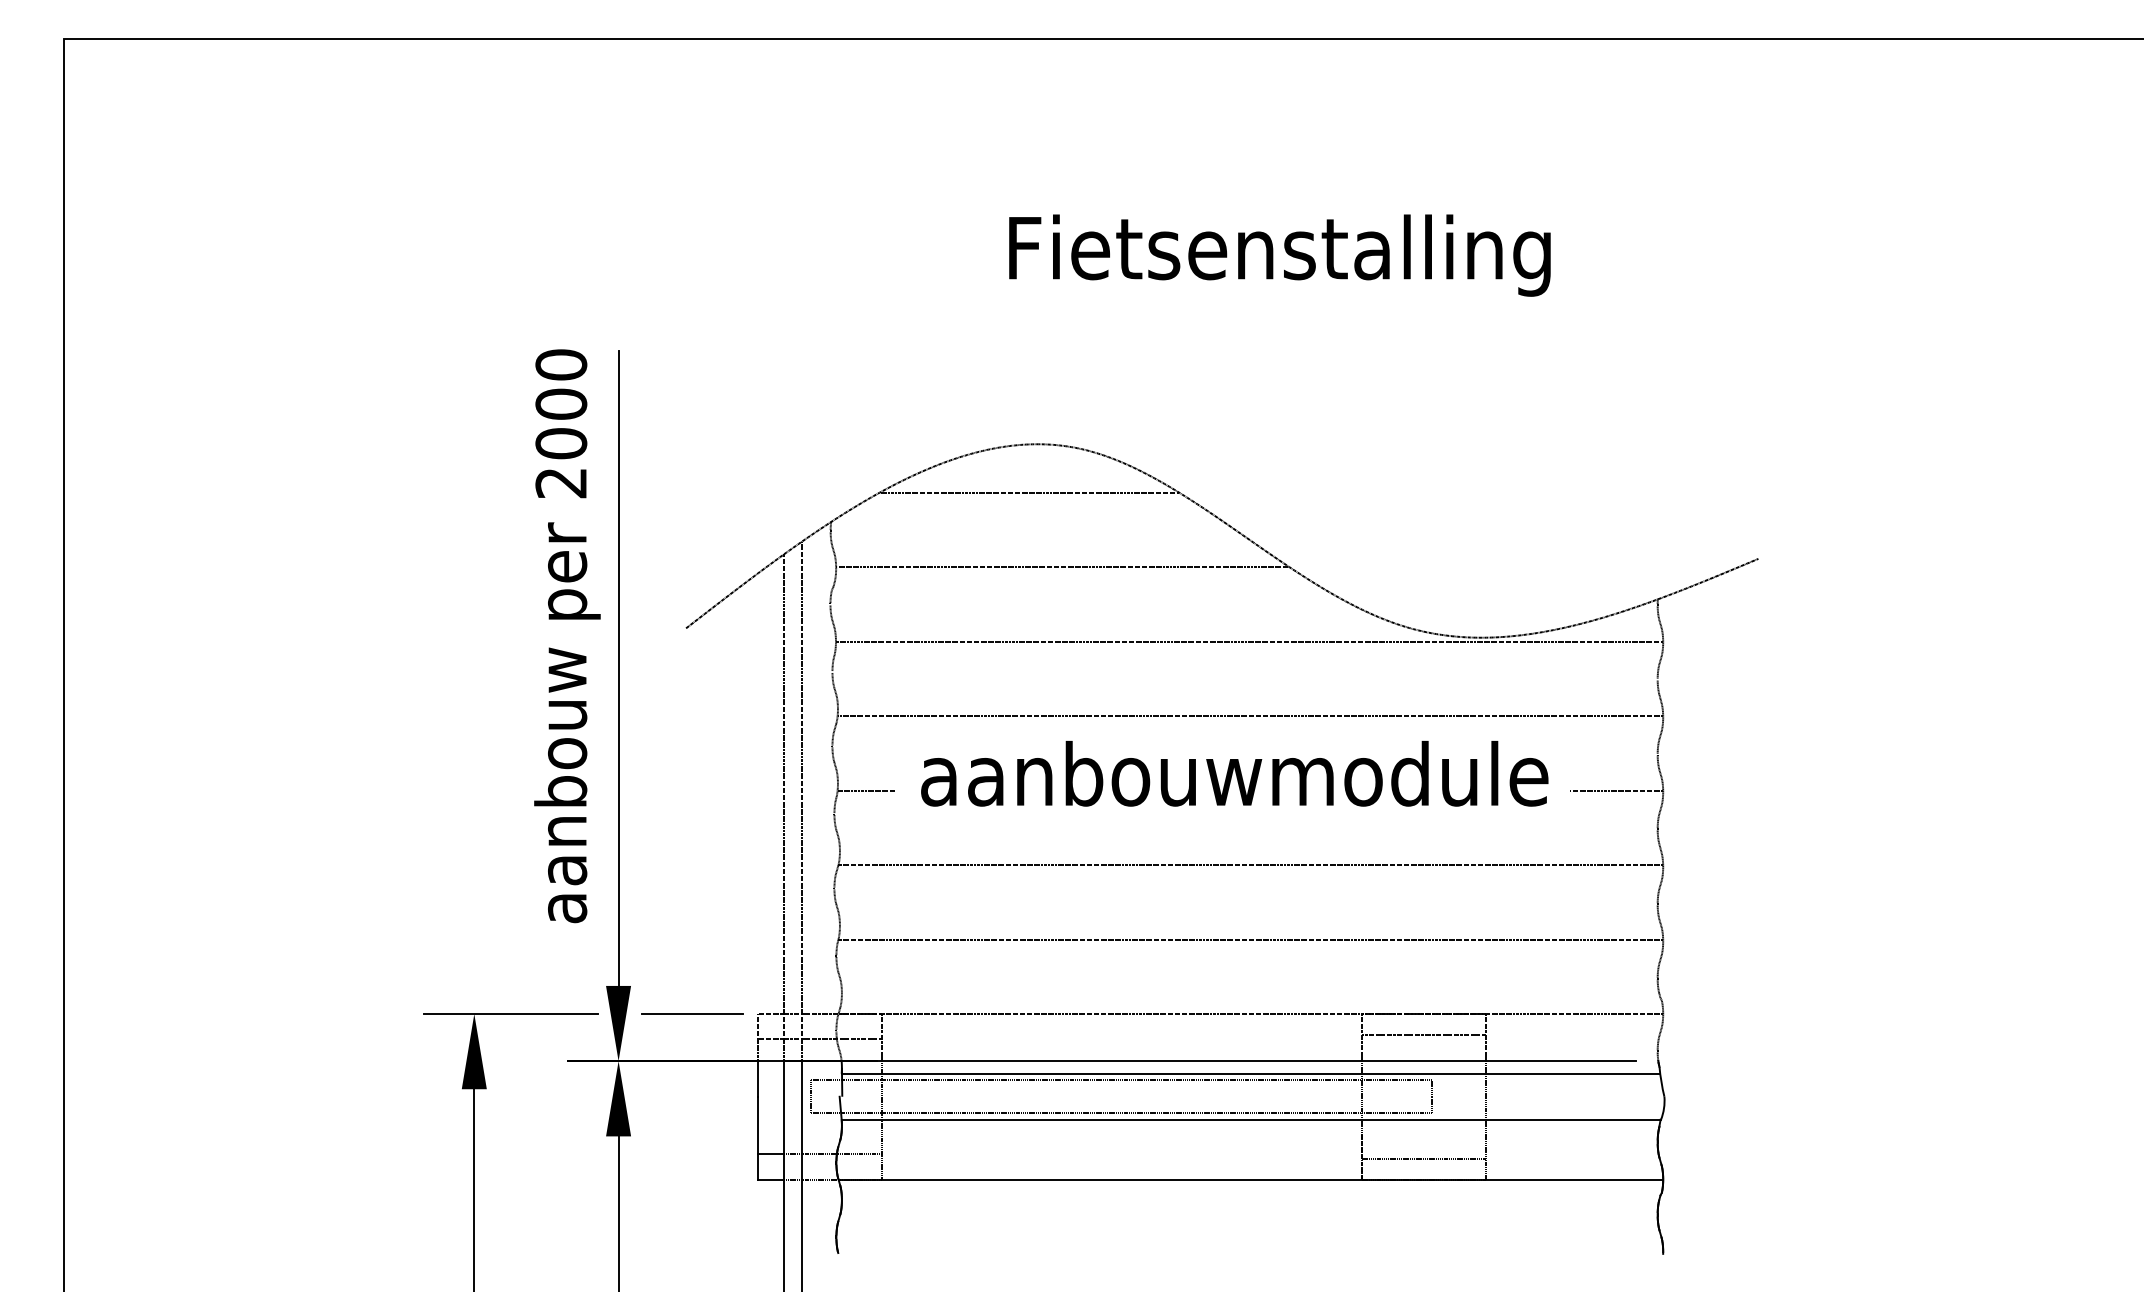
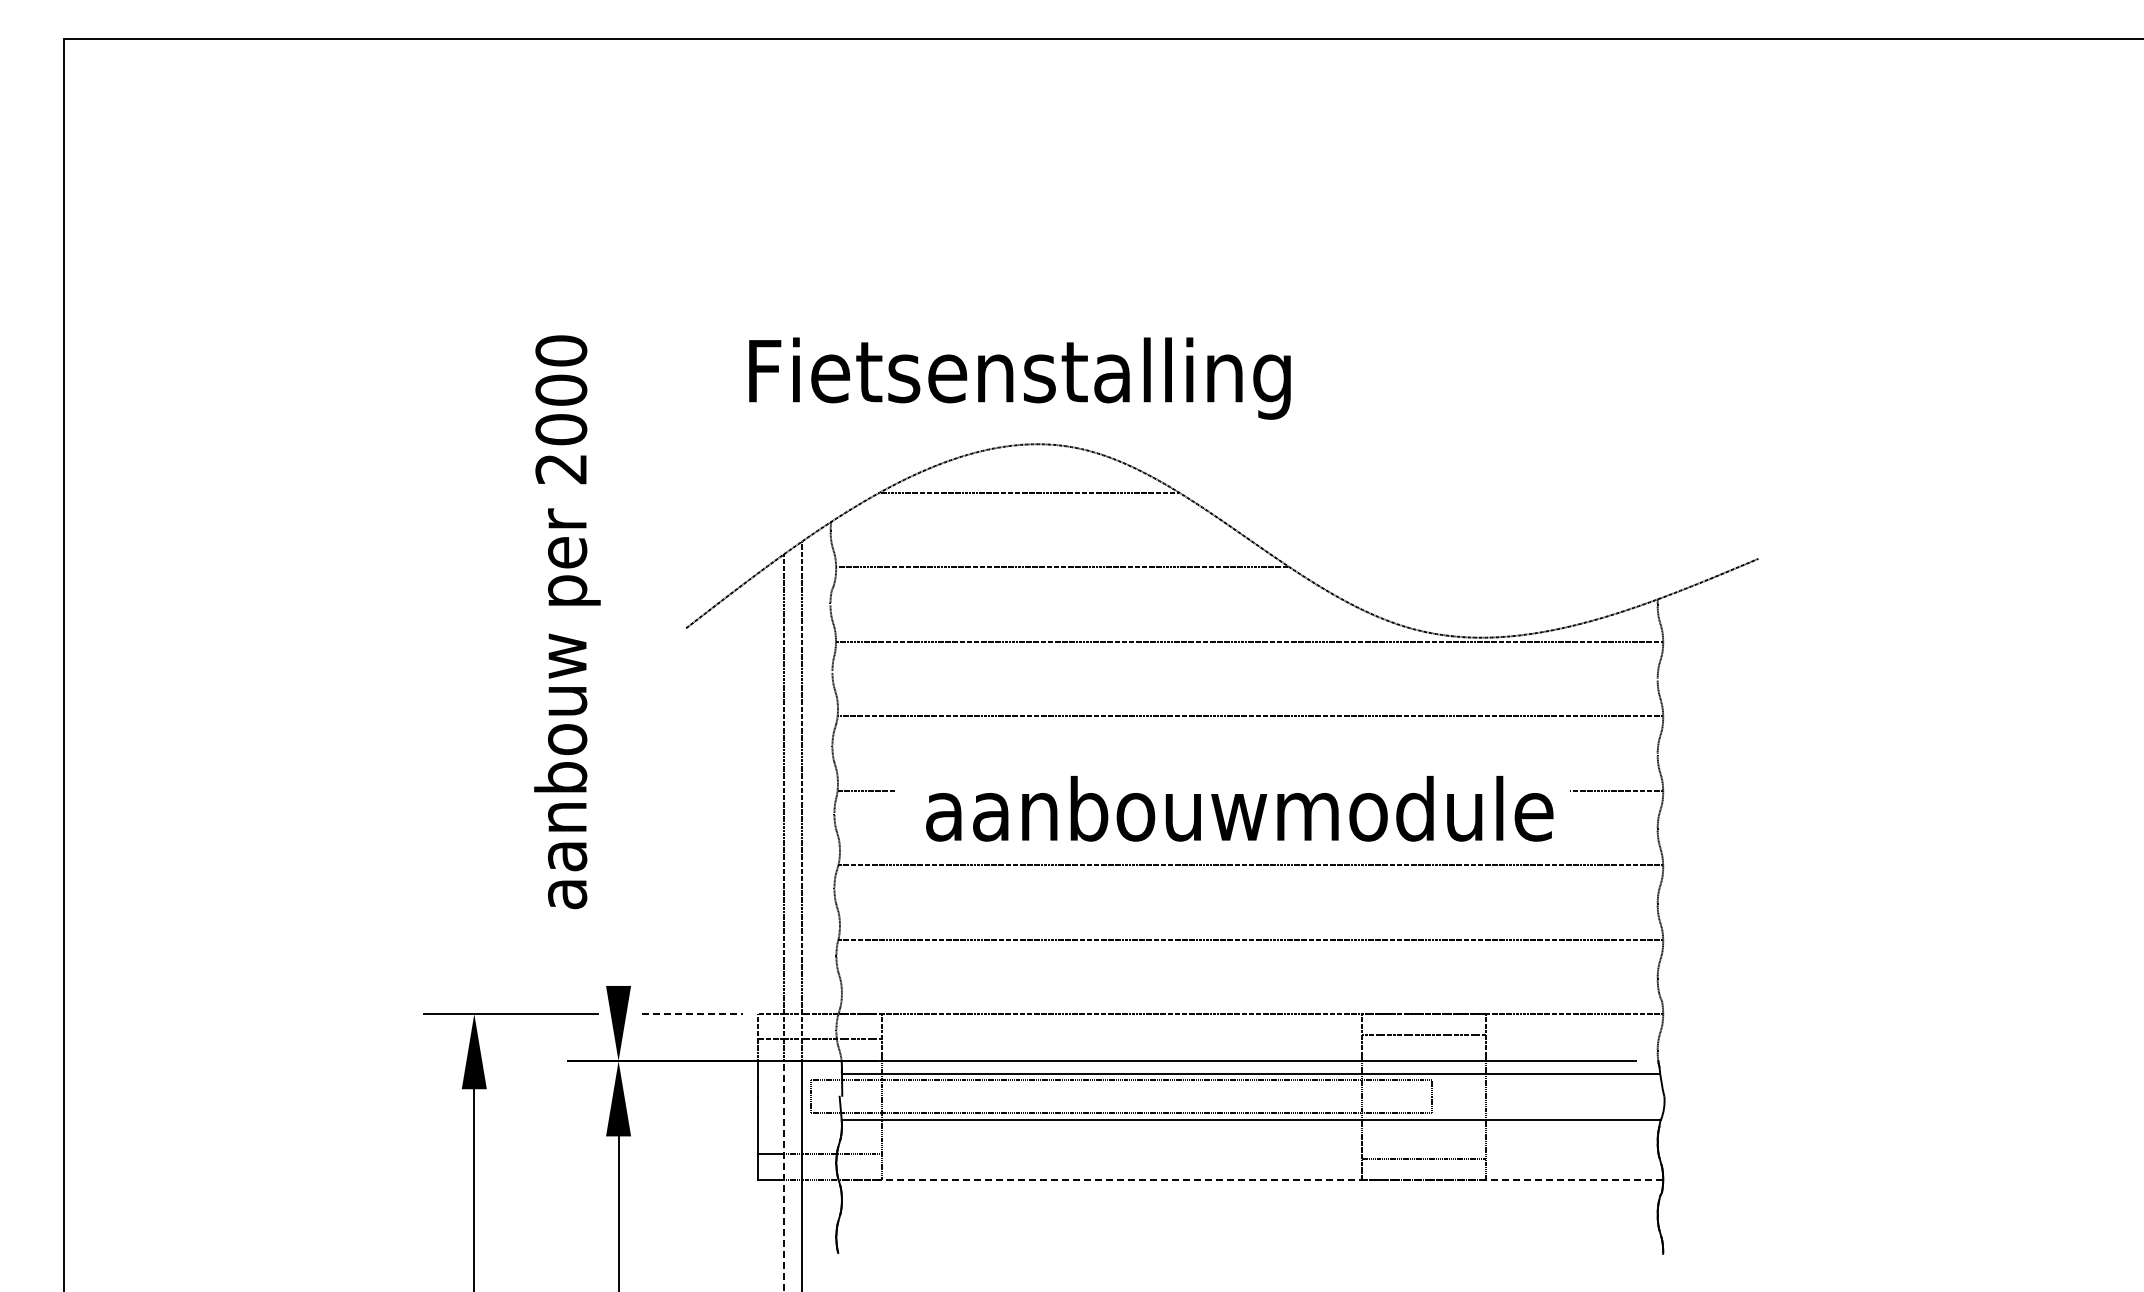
text position: (1279, 255) -> (1019, 378) (1019, 378)
text position: (567, 636) -> (567, 622) (567, 622)
line: present -> none (618, 668)
text position: (1234, 773) -> (1239, 808) (1239, 808)
line: solid -> dashed (692, 1014)
line: solid -> dashed (784, 1176)
line: solid -> dashed (1250, 1179)
